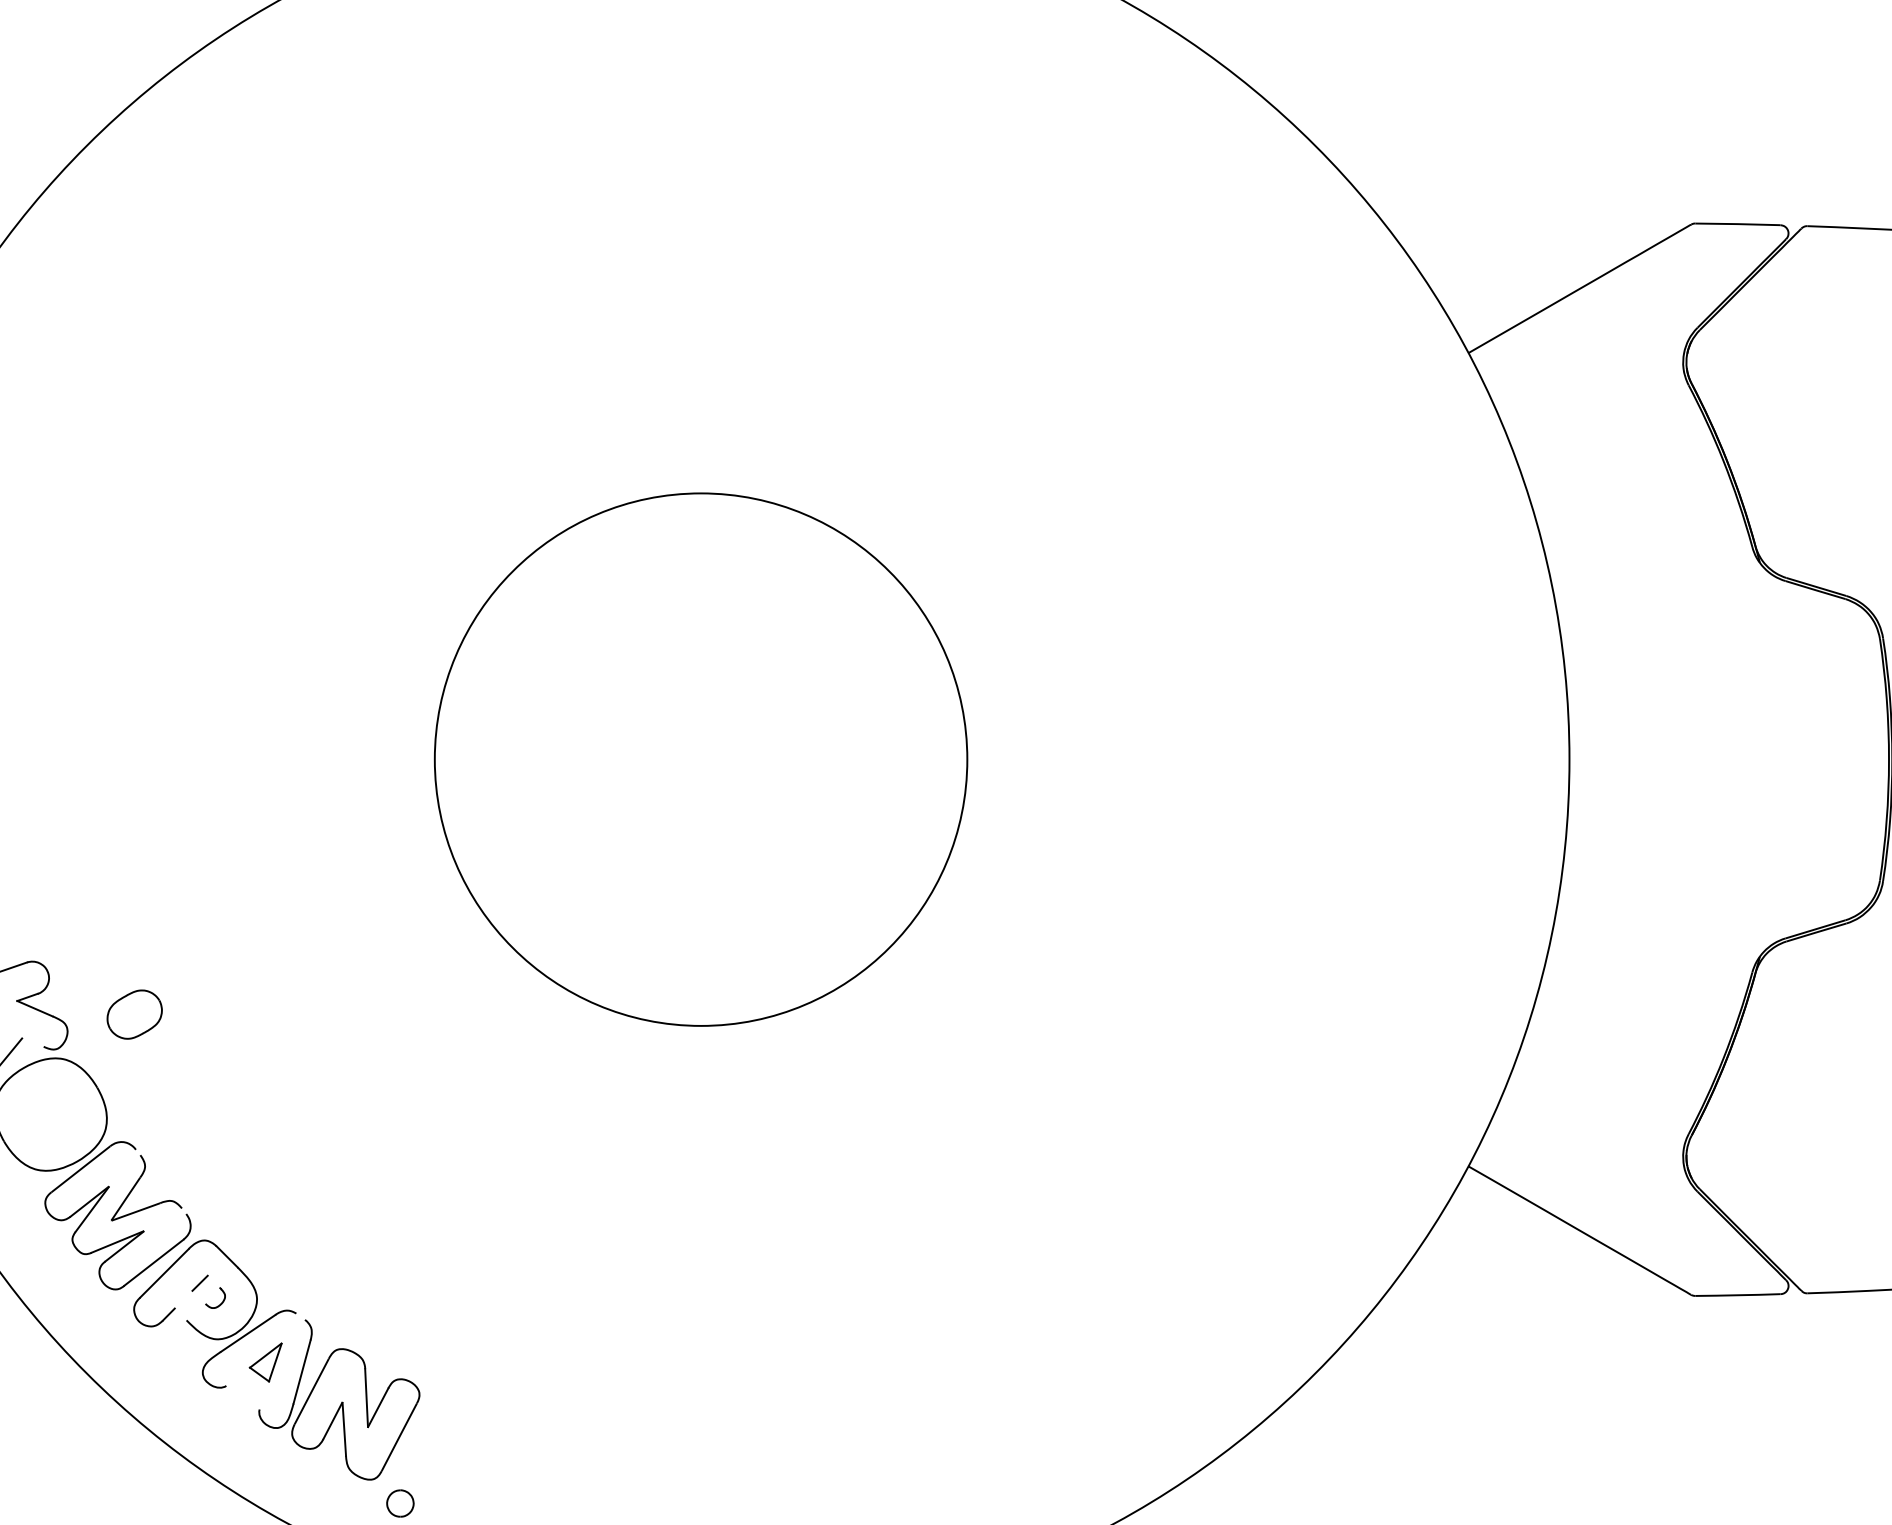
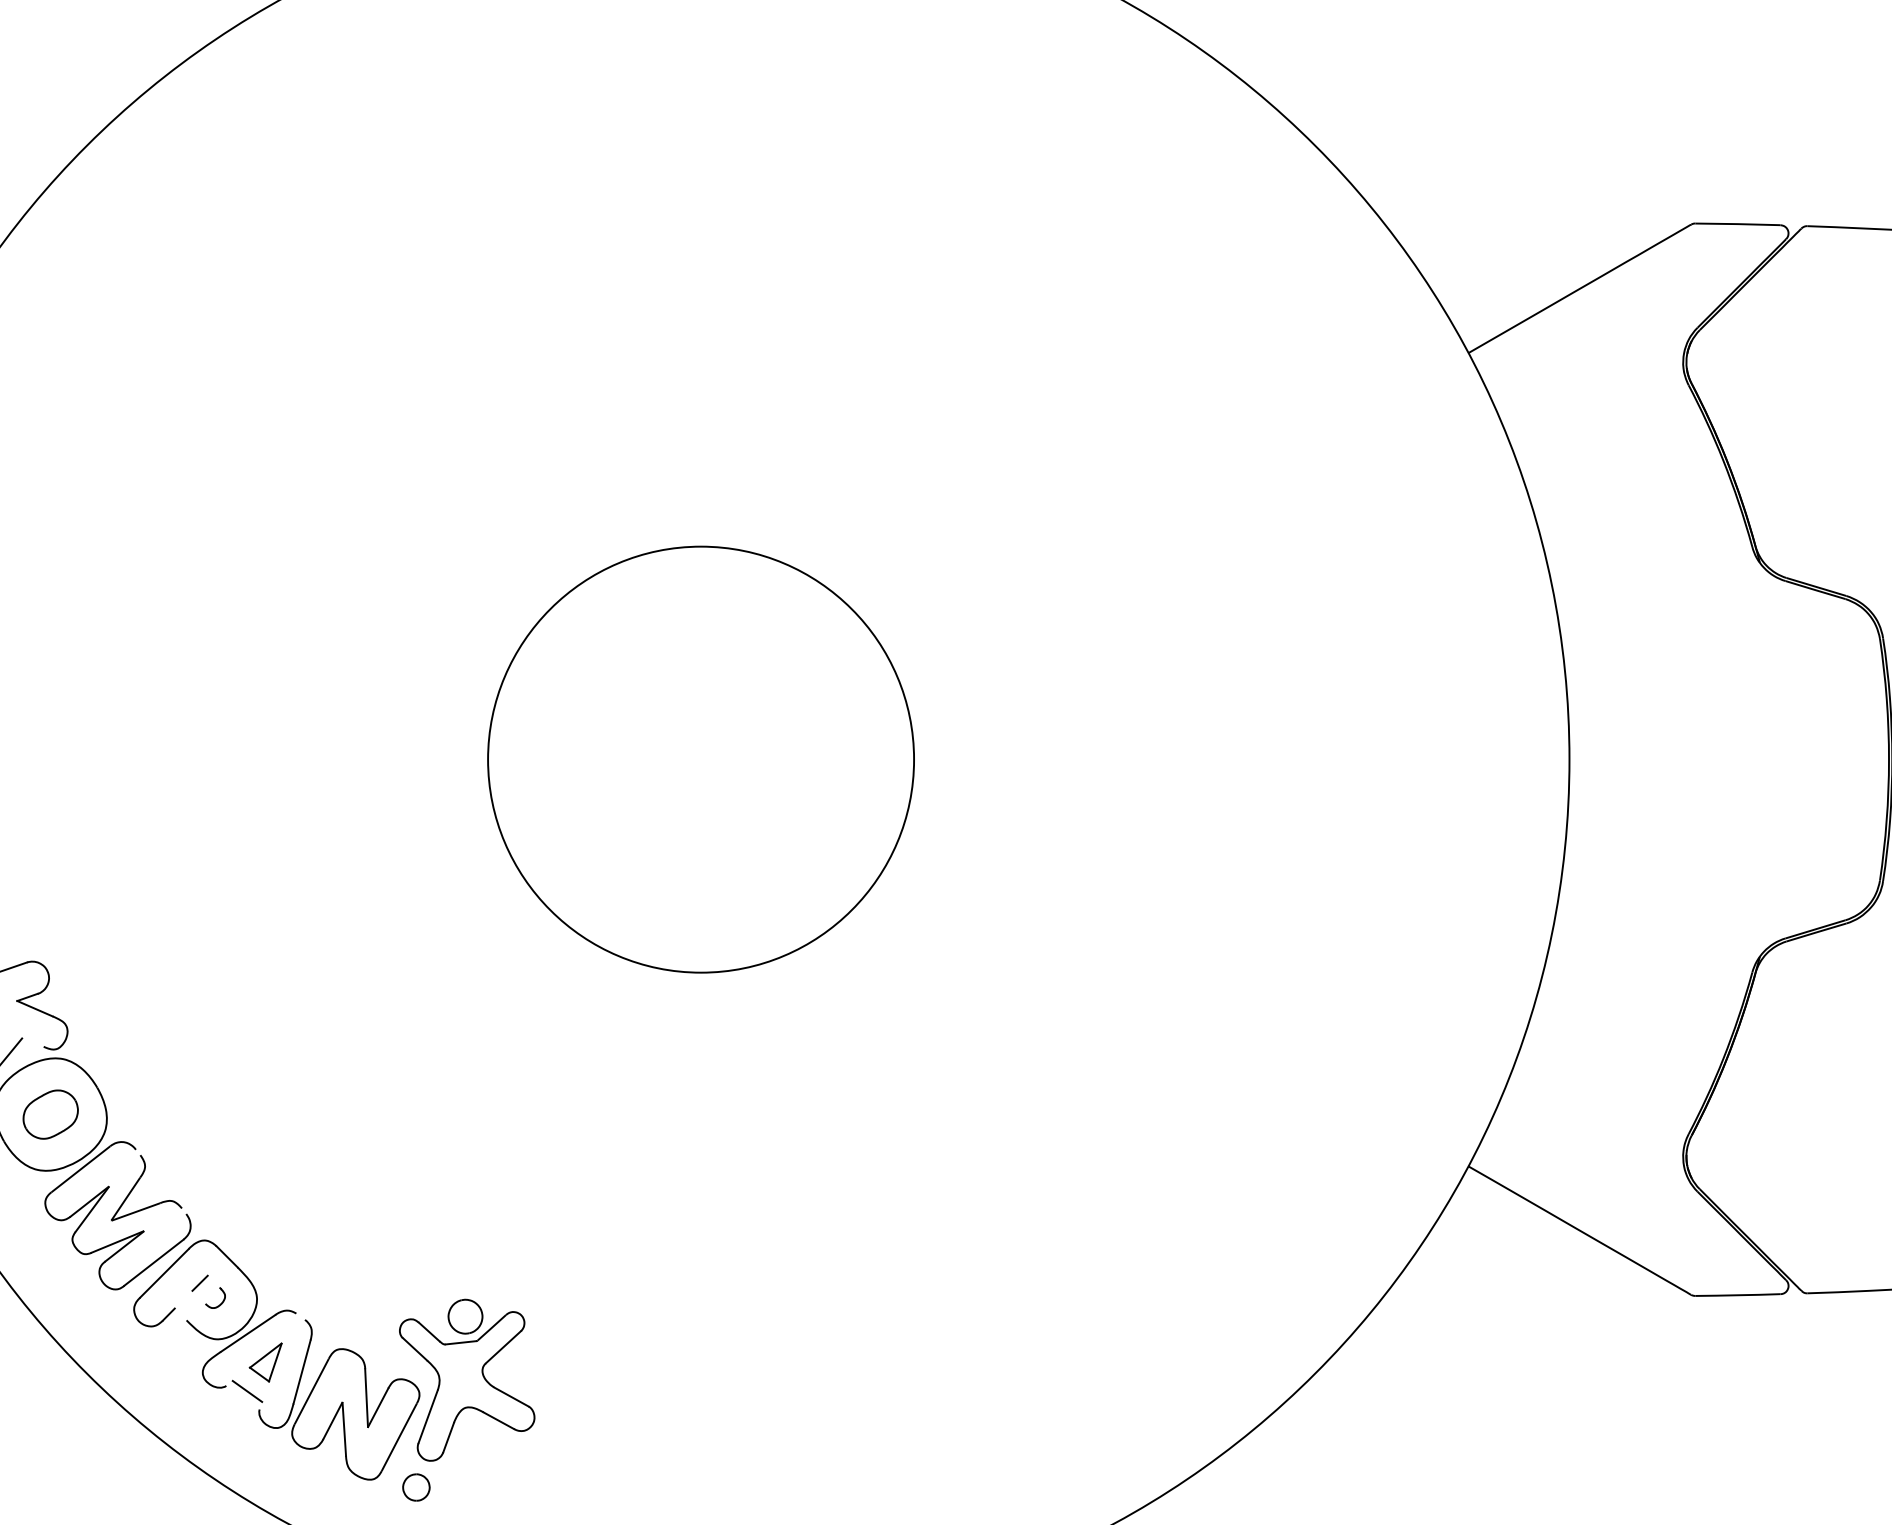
circle diameter: 533 px -> 426 px (701, 759)
part position: (134, 1014) -> (50, 1114) (50, 1114)
part: none -> present (467, 1379)
line: none -> present (247, 1390)
part position: (400, 1503) -> (416, 1487) (416, 1487)
